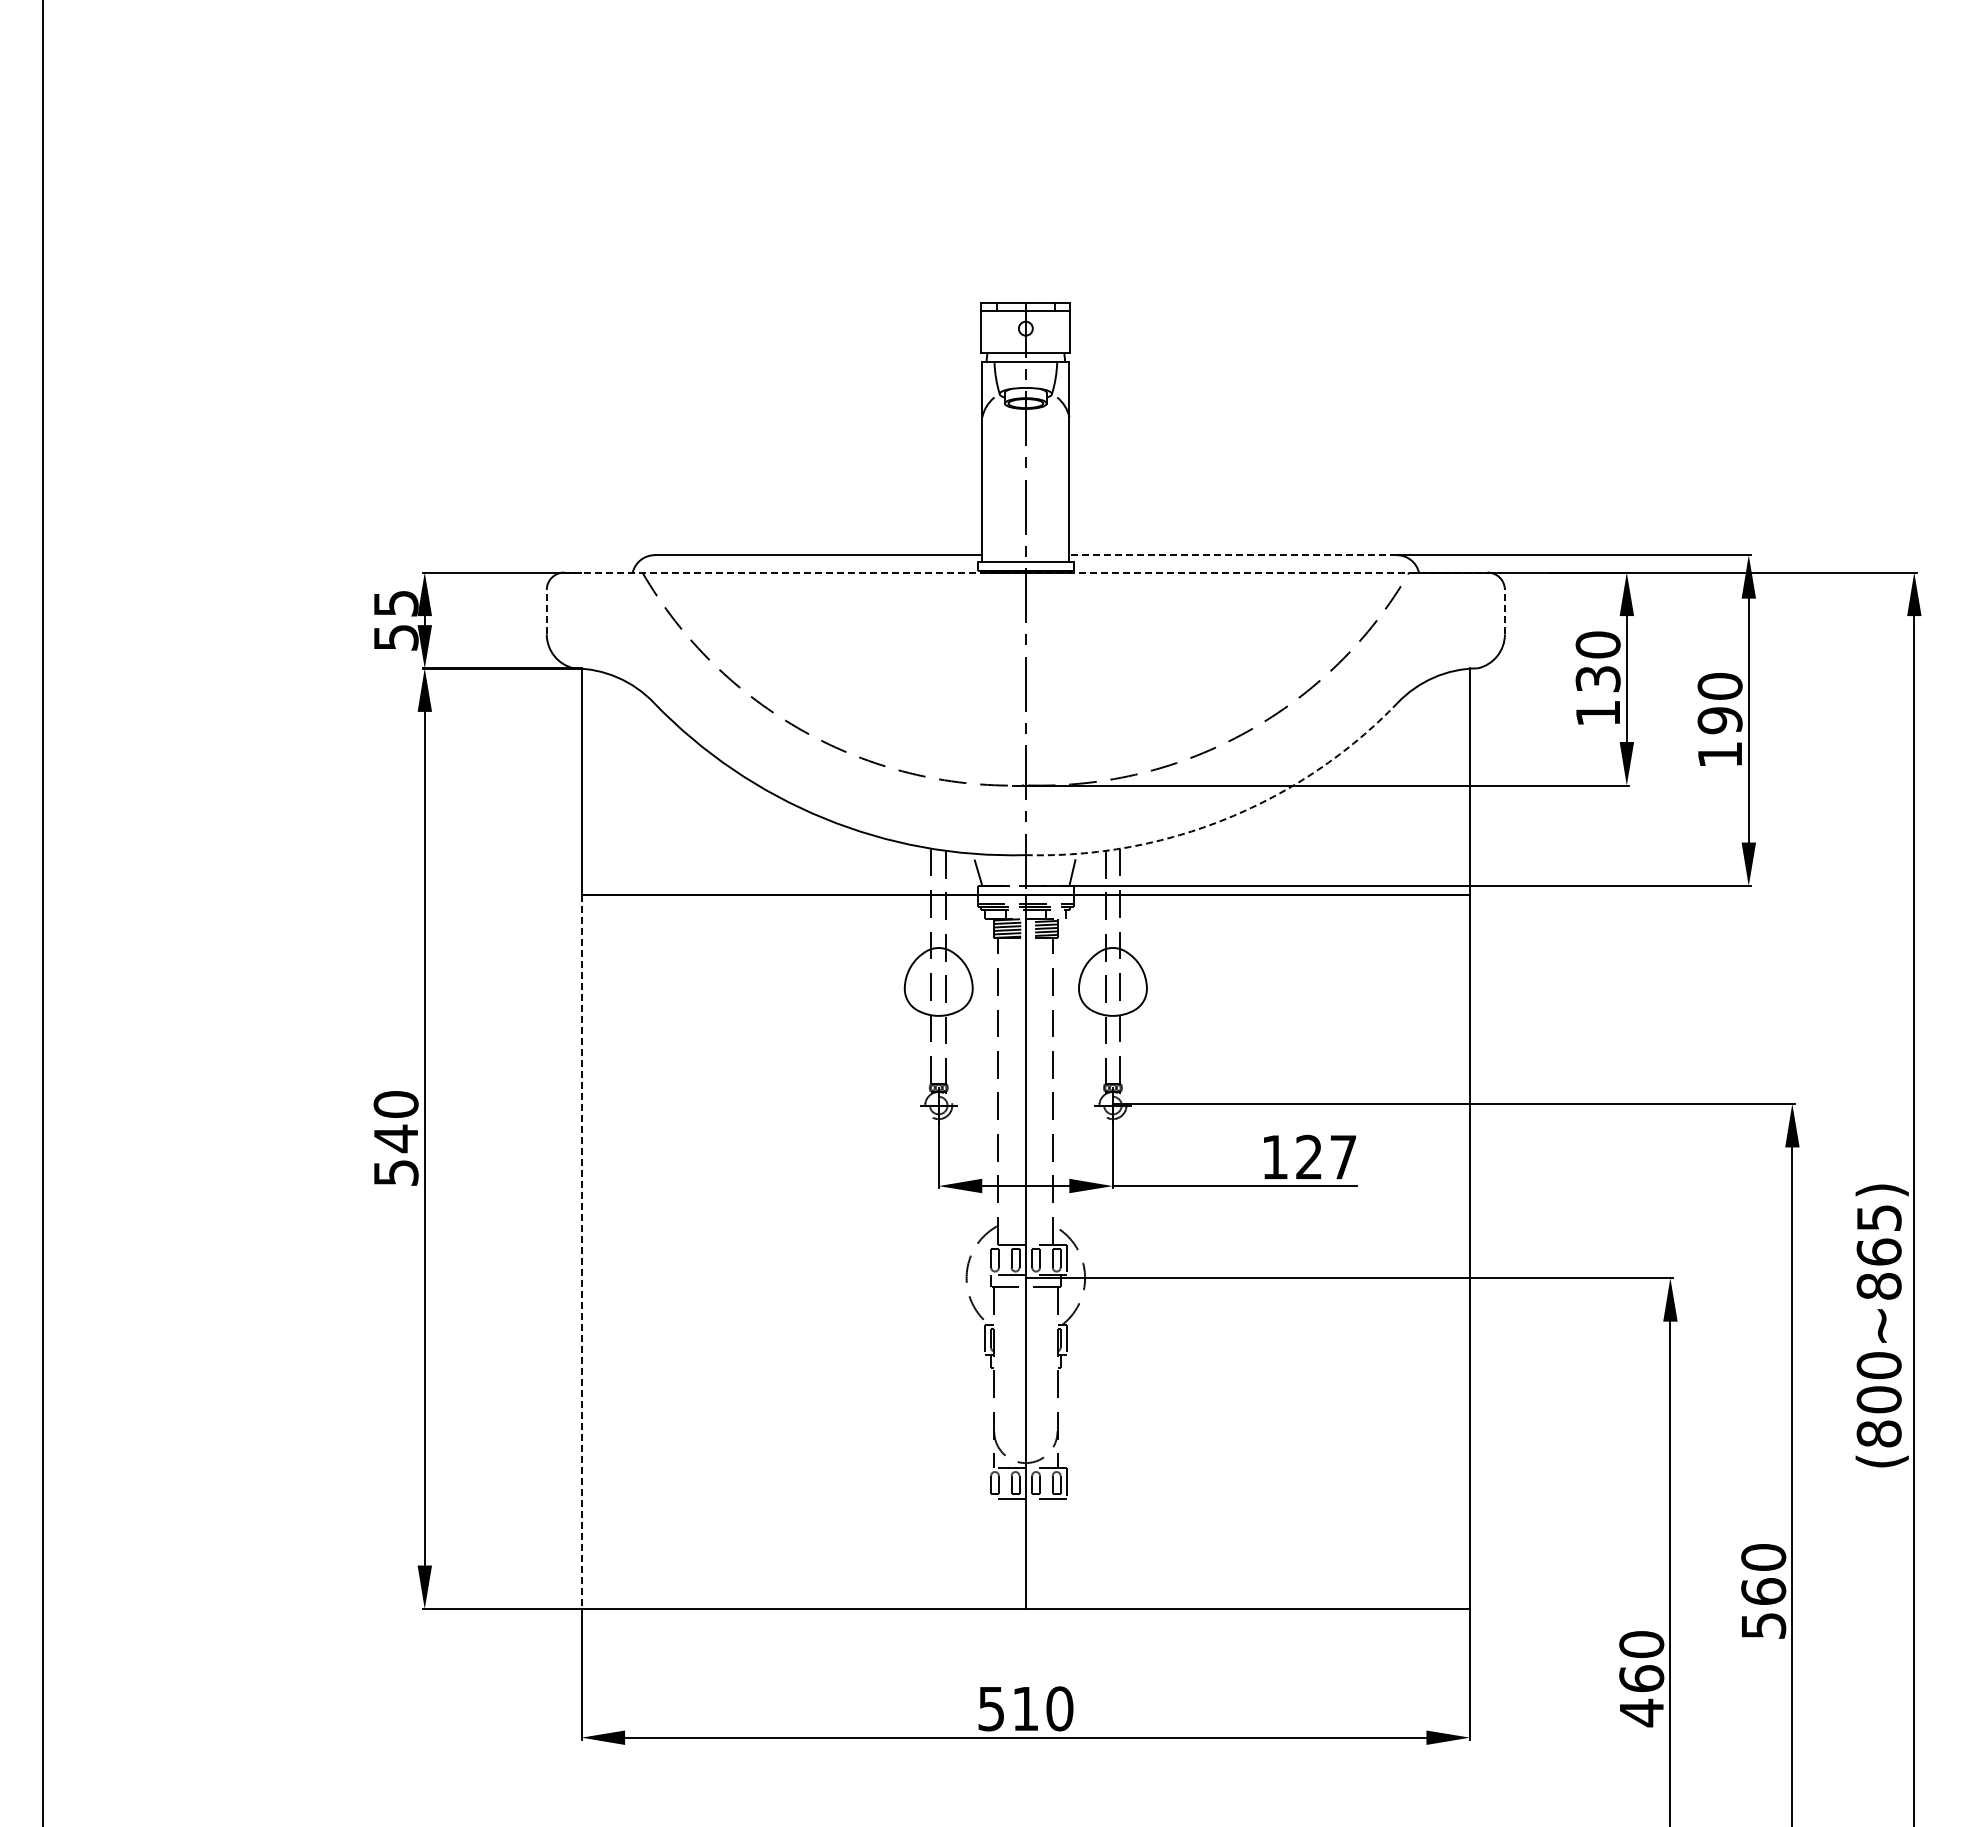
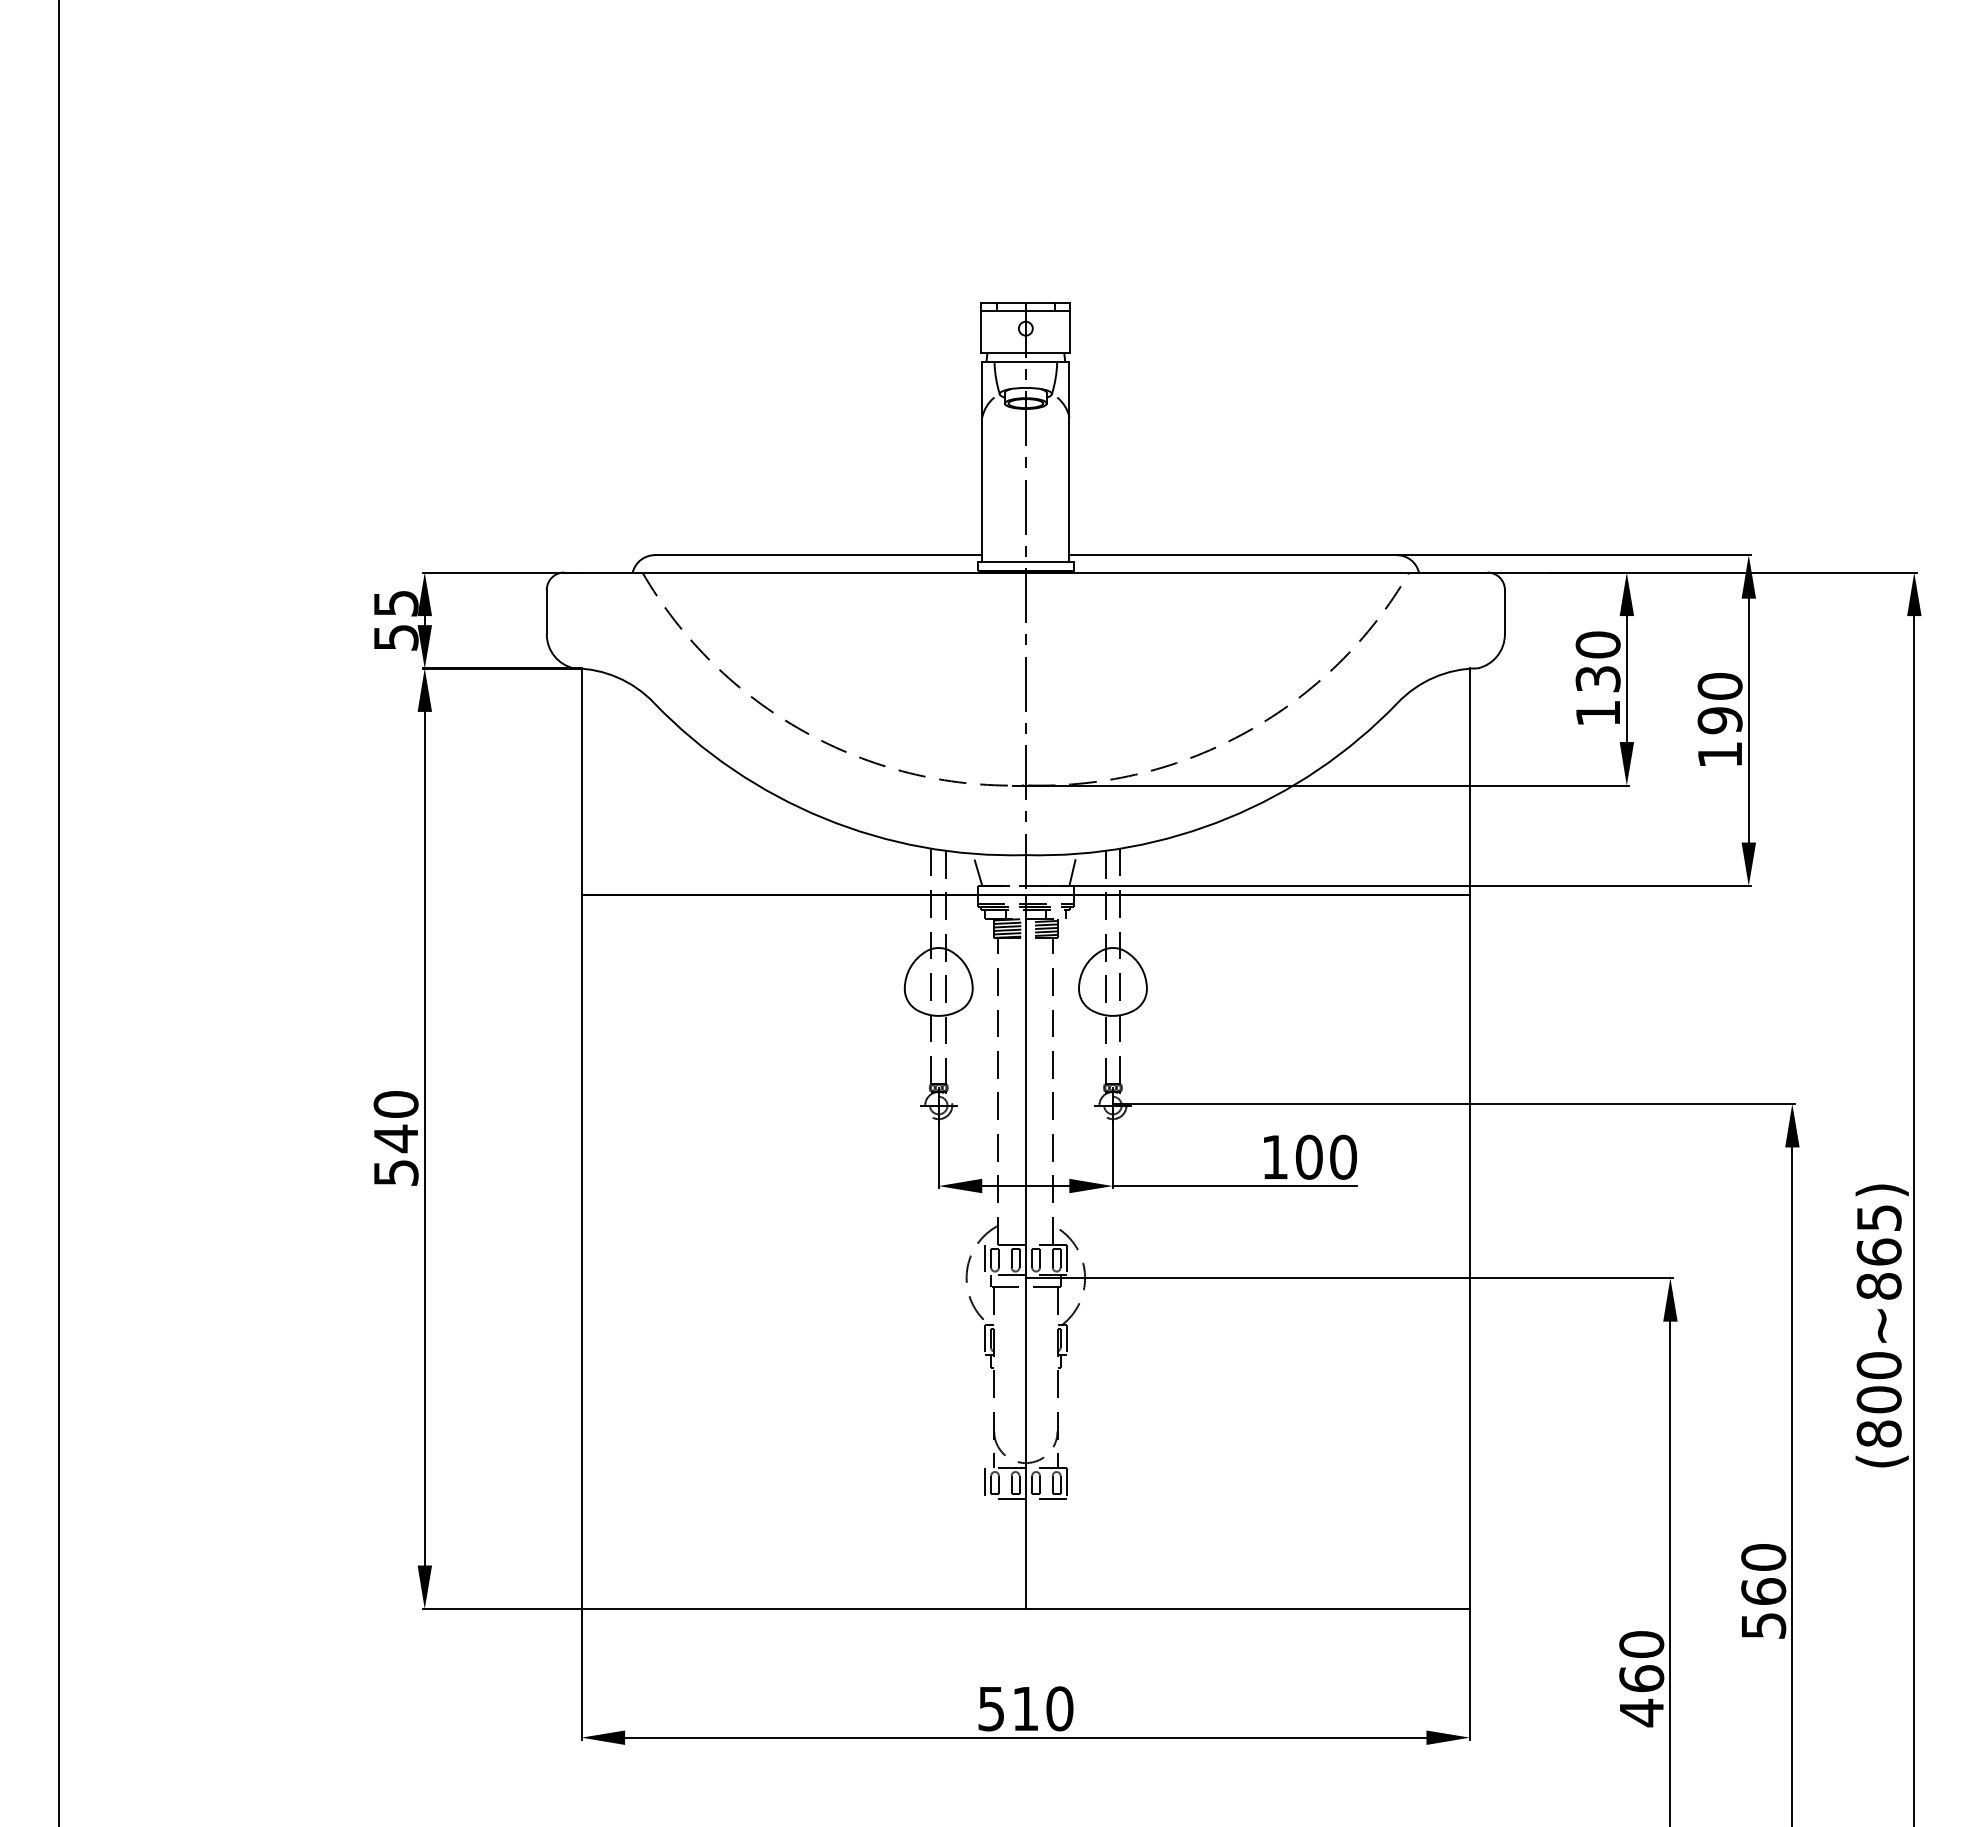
line: dashed -> solid (1233, 555)
line: dashed -> solid (1026, 572)
line: dashed -> solid (546, 611)
line: dashed -> solid (1504, 611)
arc: dashed -> solid (1227, 818)
line position: (43, 912) -> (59, 912) (59, 912)
text: 127 -> 100 (1326, 1156)
line: dashed -> solid (581, 1252)
line: none -> present (984, 1259)
line: none -> present (984, 1483)
